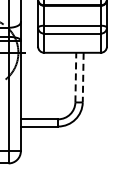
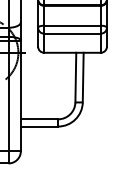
line: dashed -> solid (75, 77)
line: dashed -> solid (83, 77)
